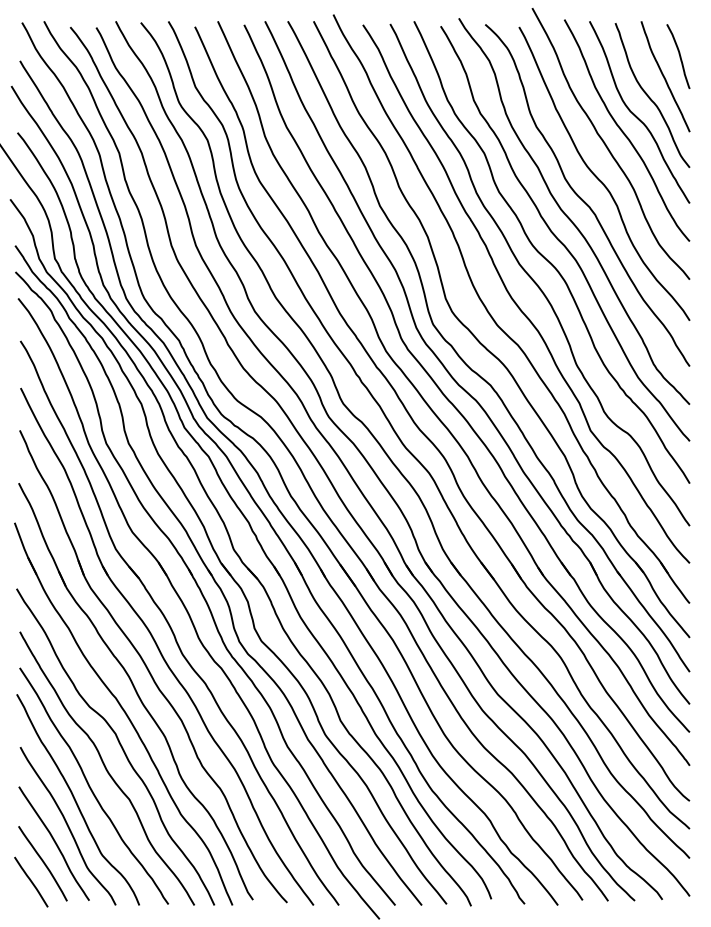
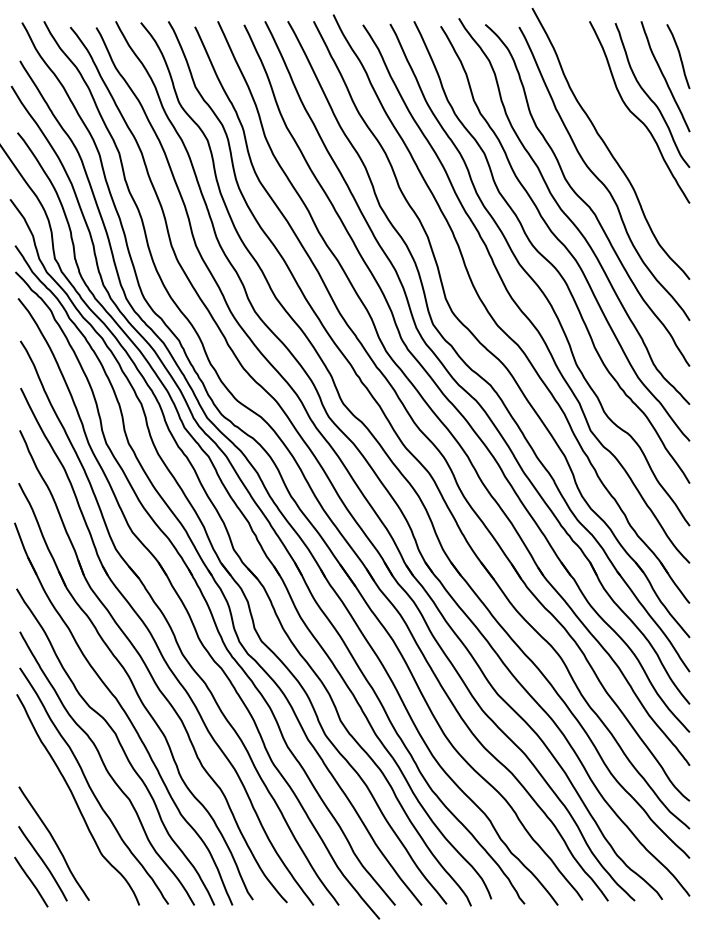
curve: present -> none (624, 132)
curve: present -> none (67, 826)
